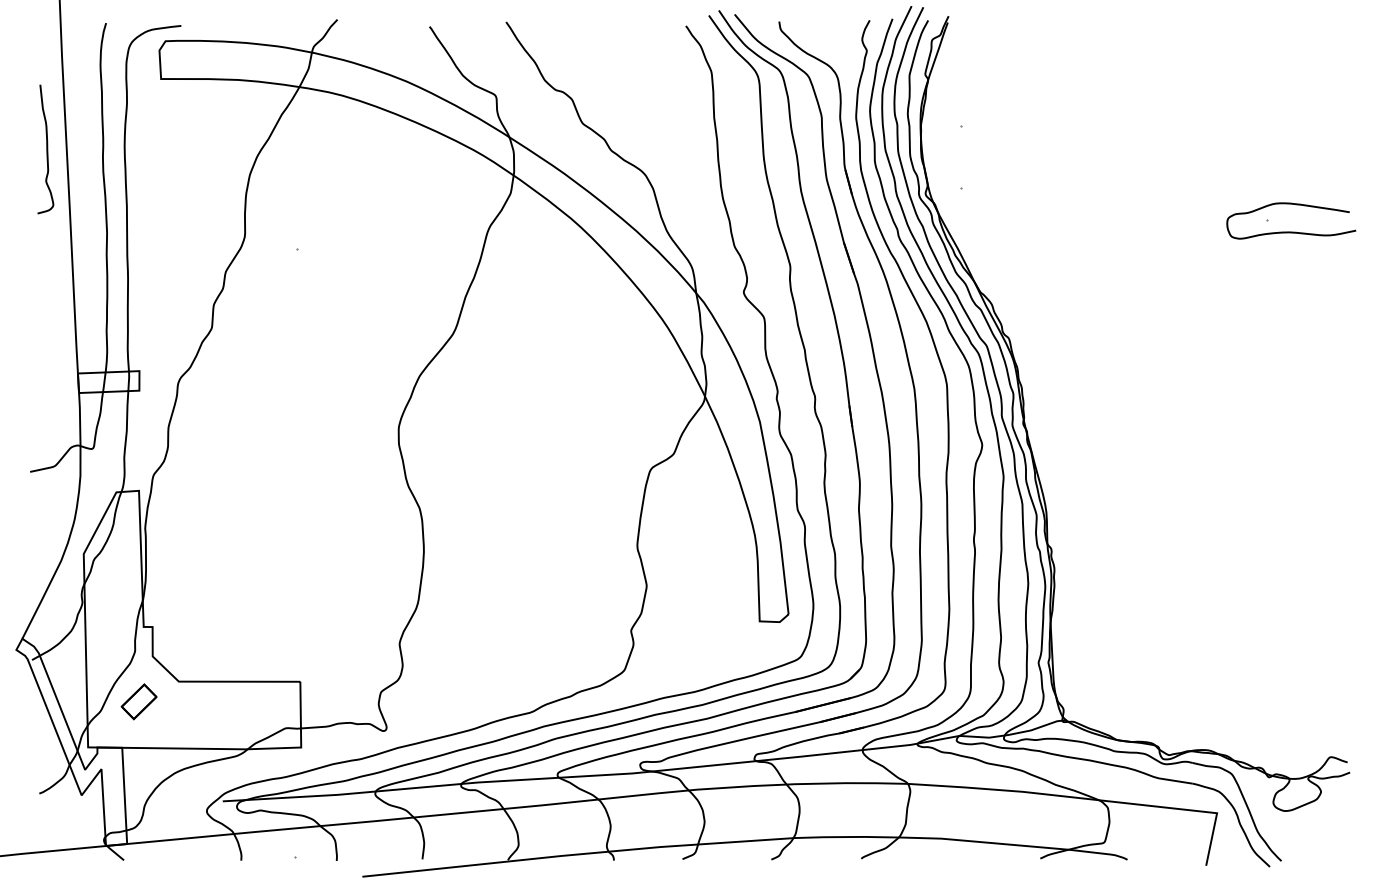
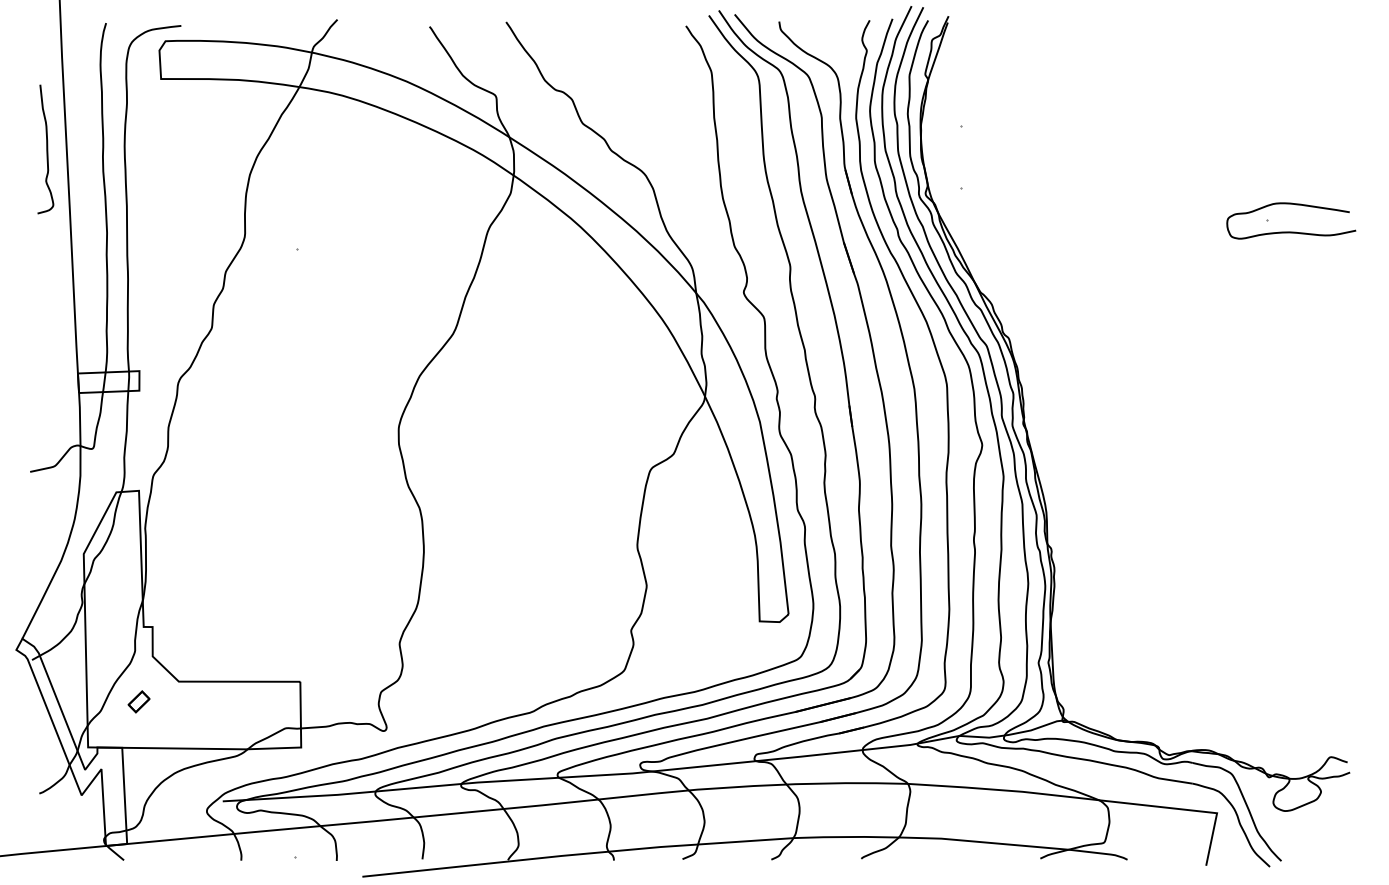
part size: 38x38 px -> 24x24 px (138, 701)
